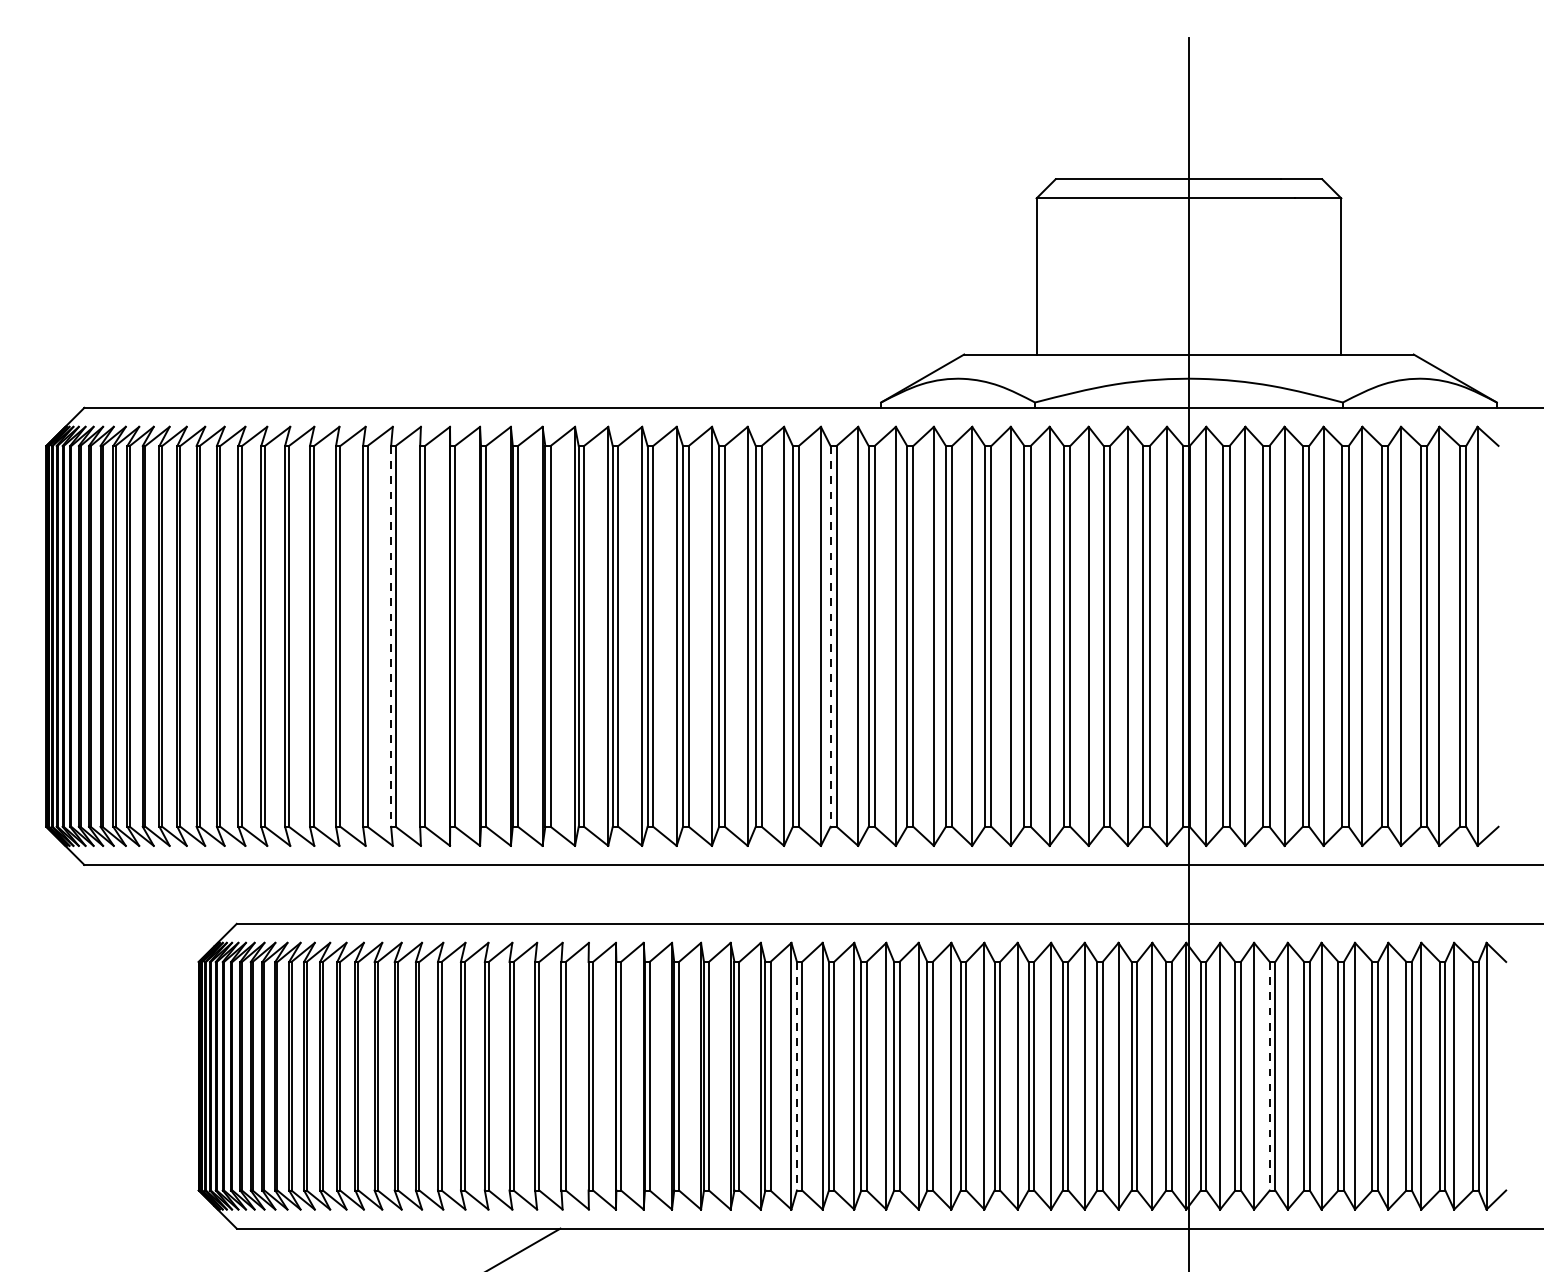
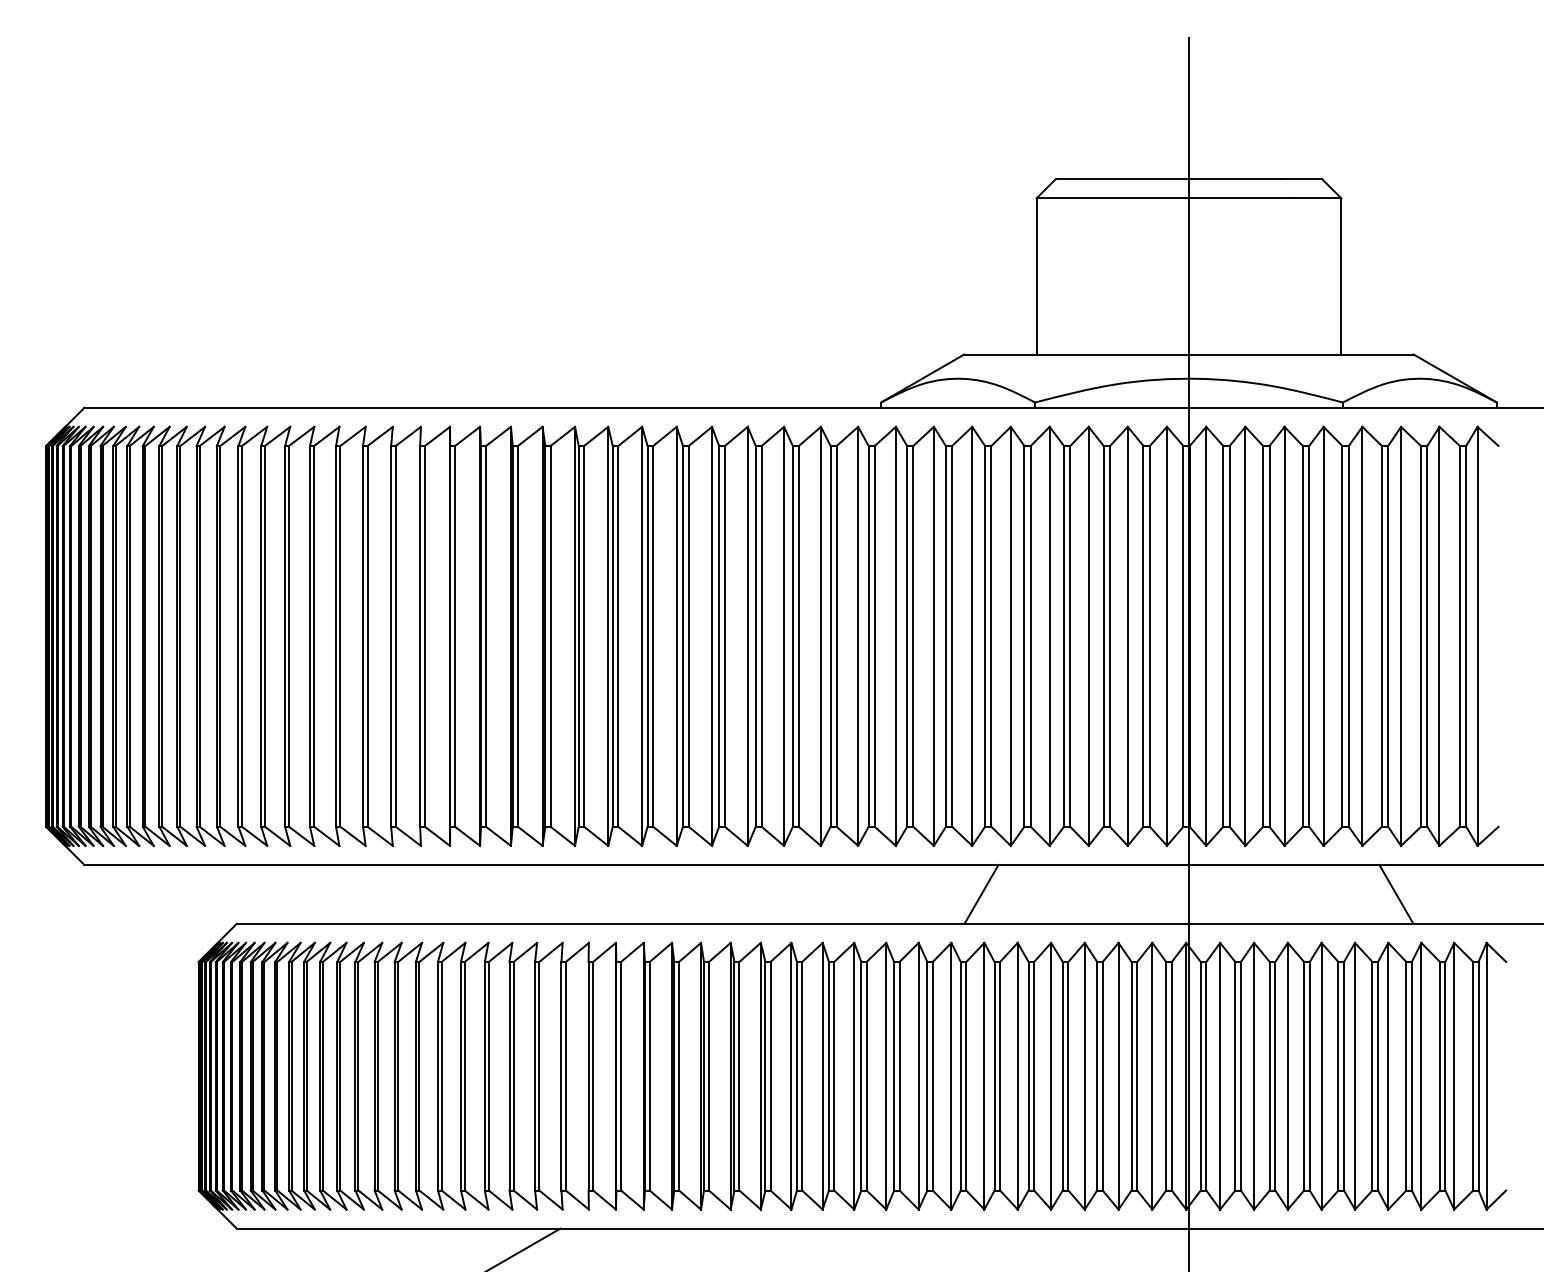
line: dashed -> solid (391, 636)
line: dashed -> solid (830, 636)
line: none -> present (981, 893)
line: none -> present (1396, 893)
line: dashed -> solid (796, 1076)
line: dashed -> solid (1269, 1076)
